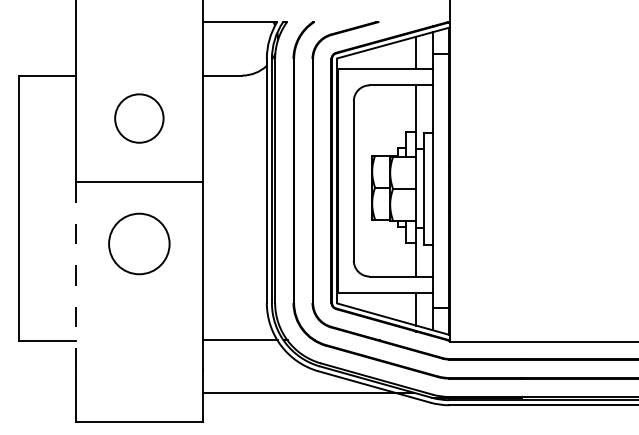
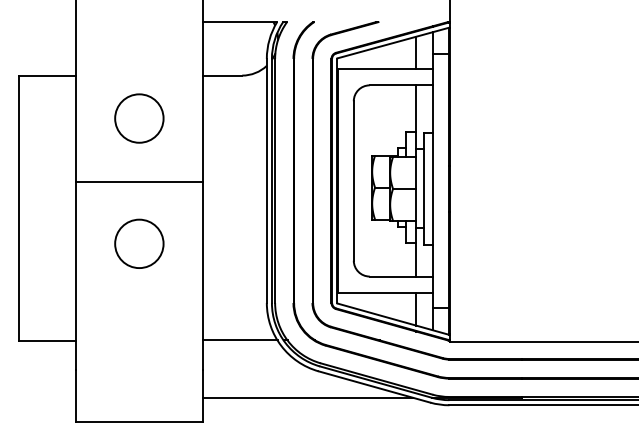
circle size: 63x64 px -> 51x51 px (139, 243)
line: dashed -> solid (75, 275)
line position: (307, 392) -> (307, 397) (307, 397)
